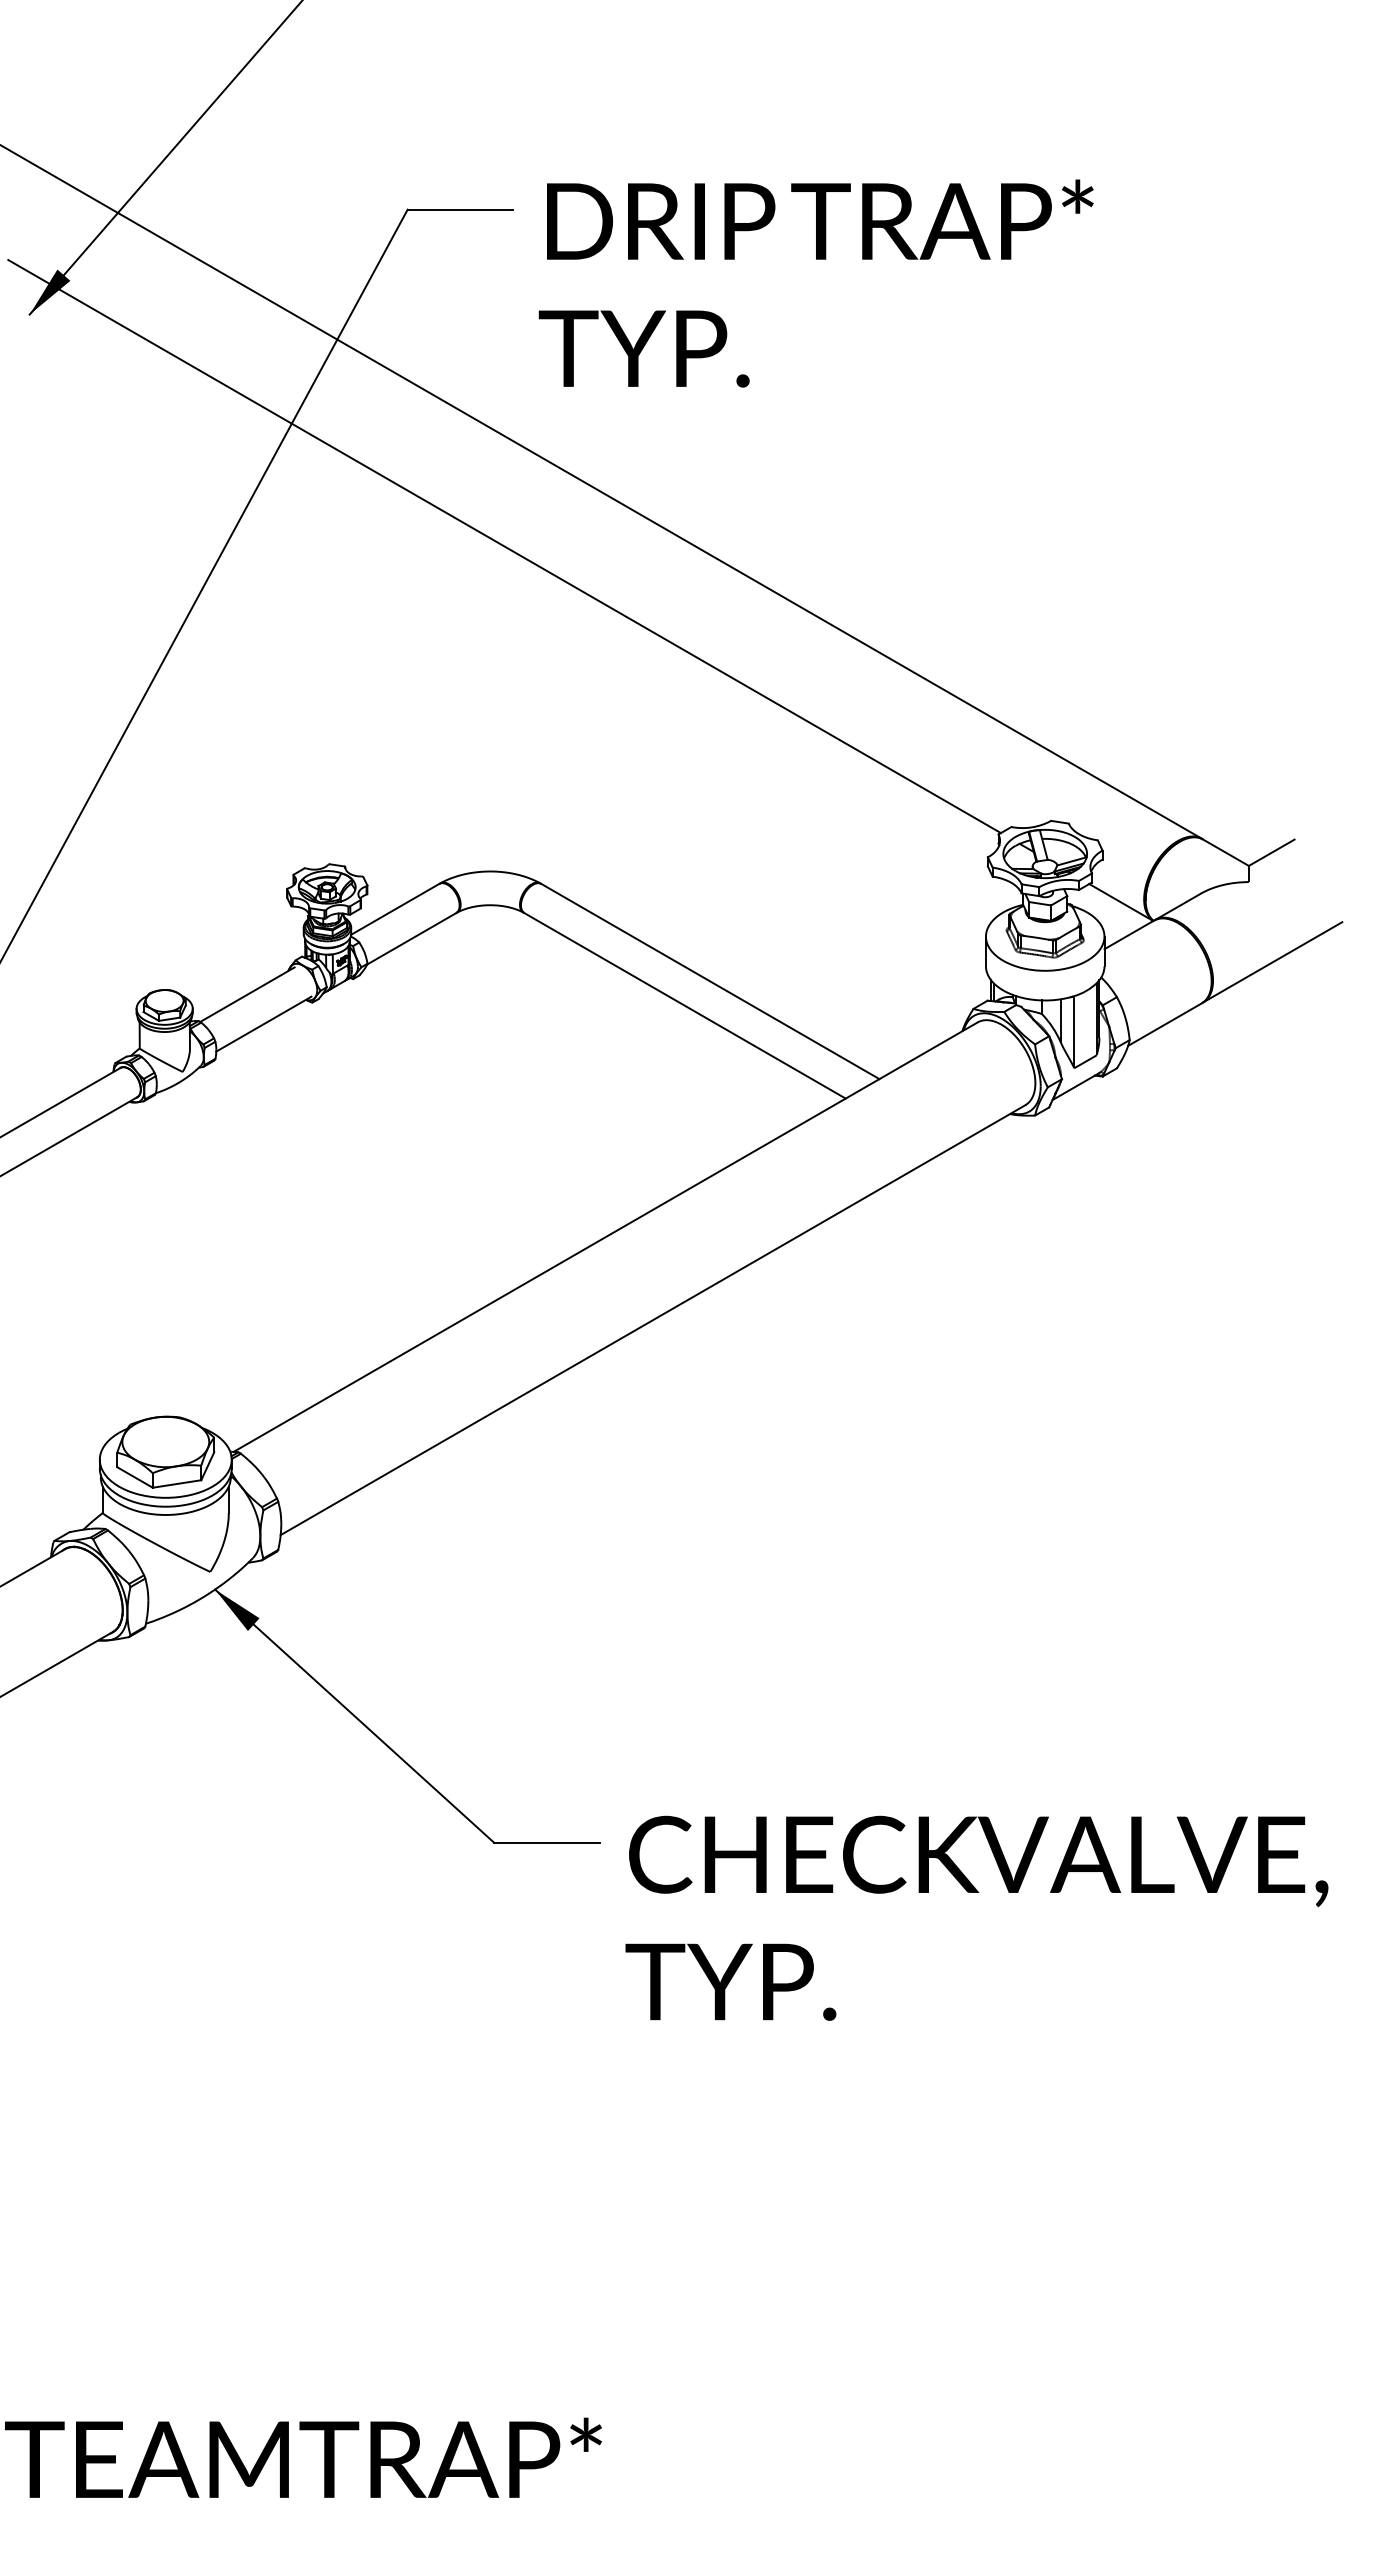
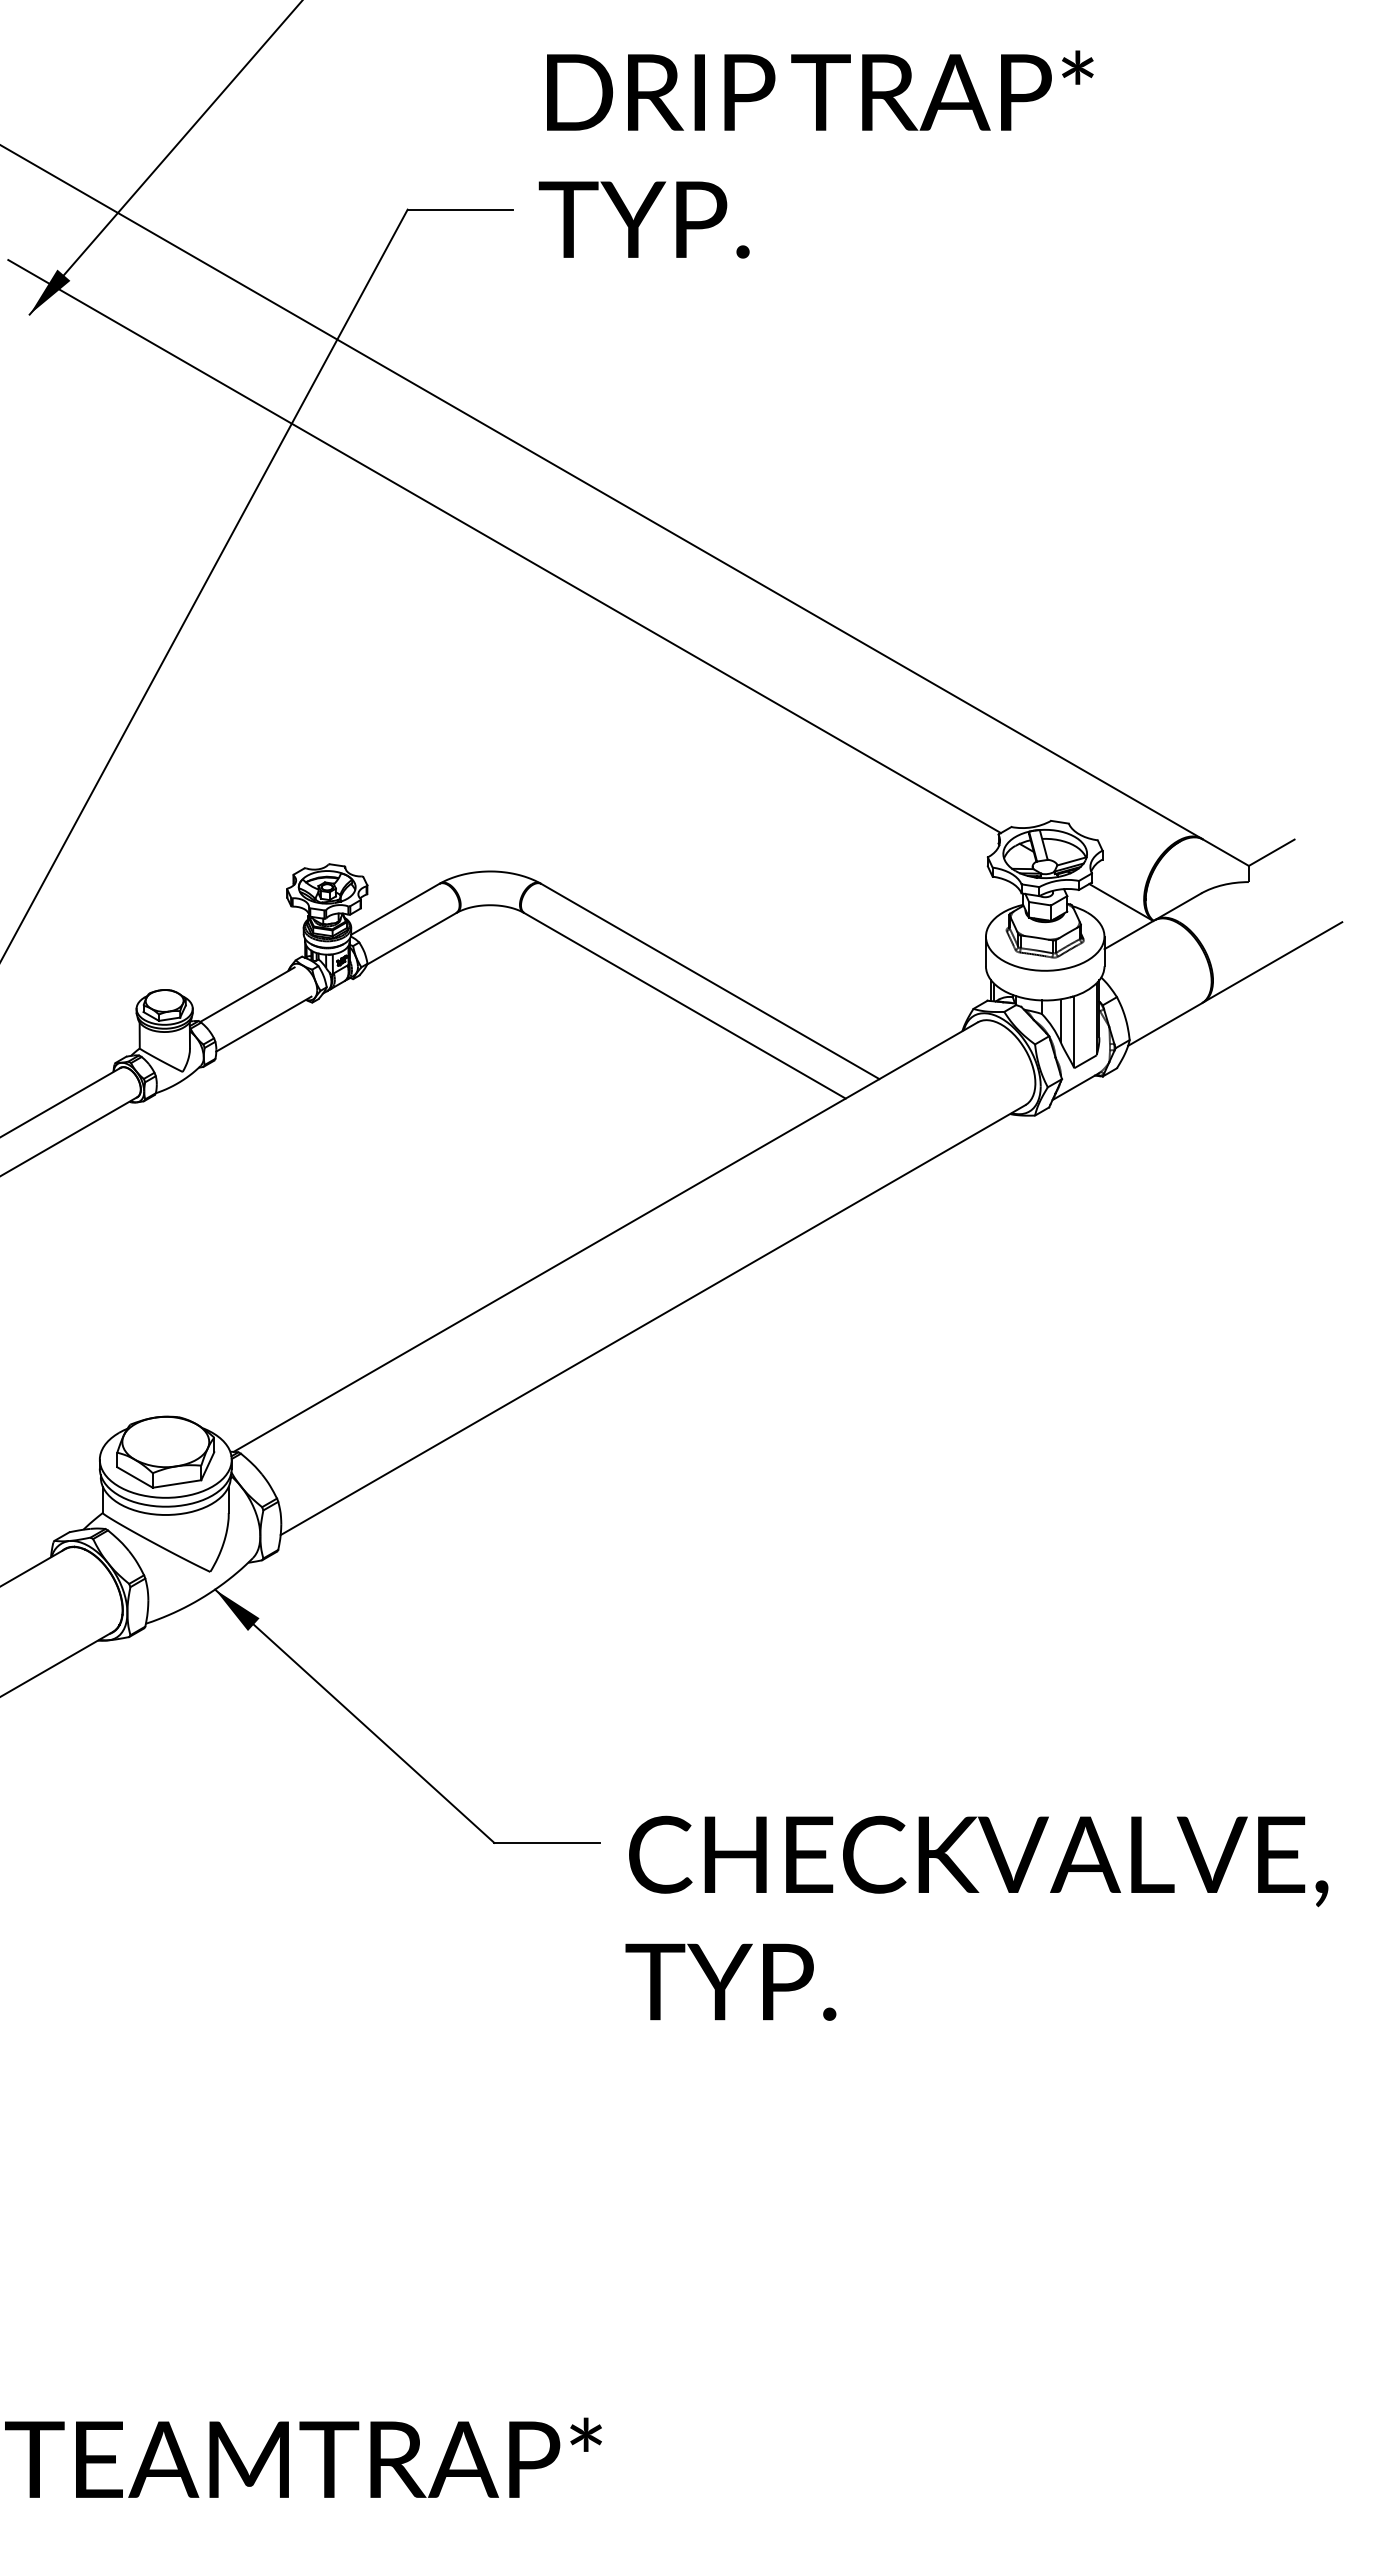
text position: (815, 283) -> (815, 154) (815, 154)
